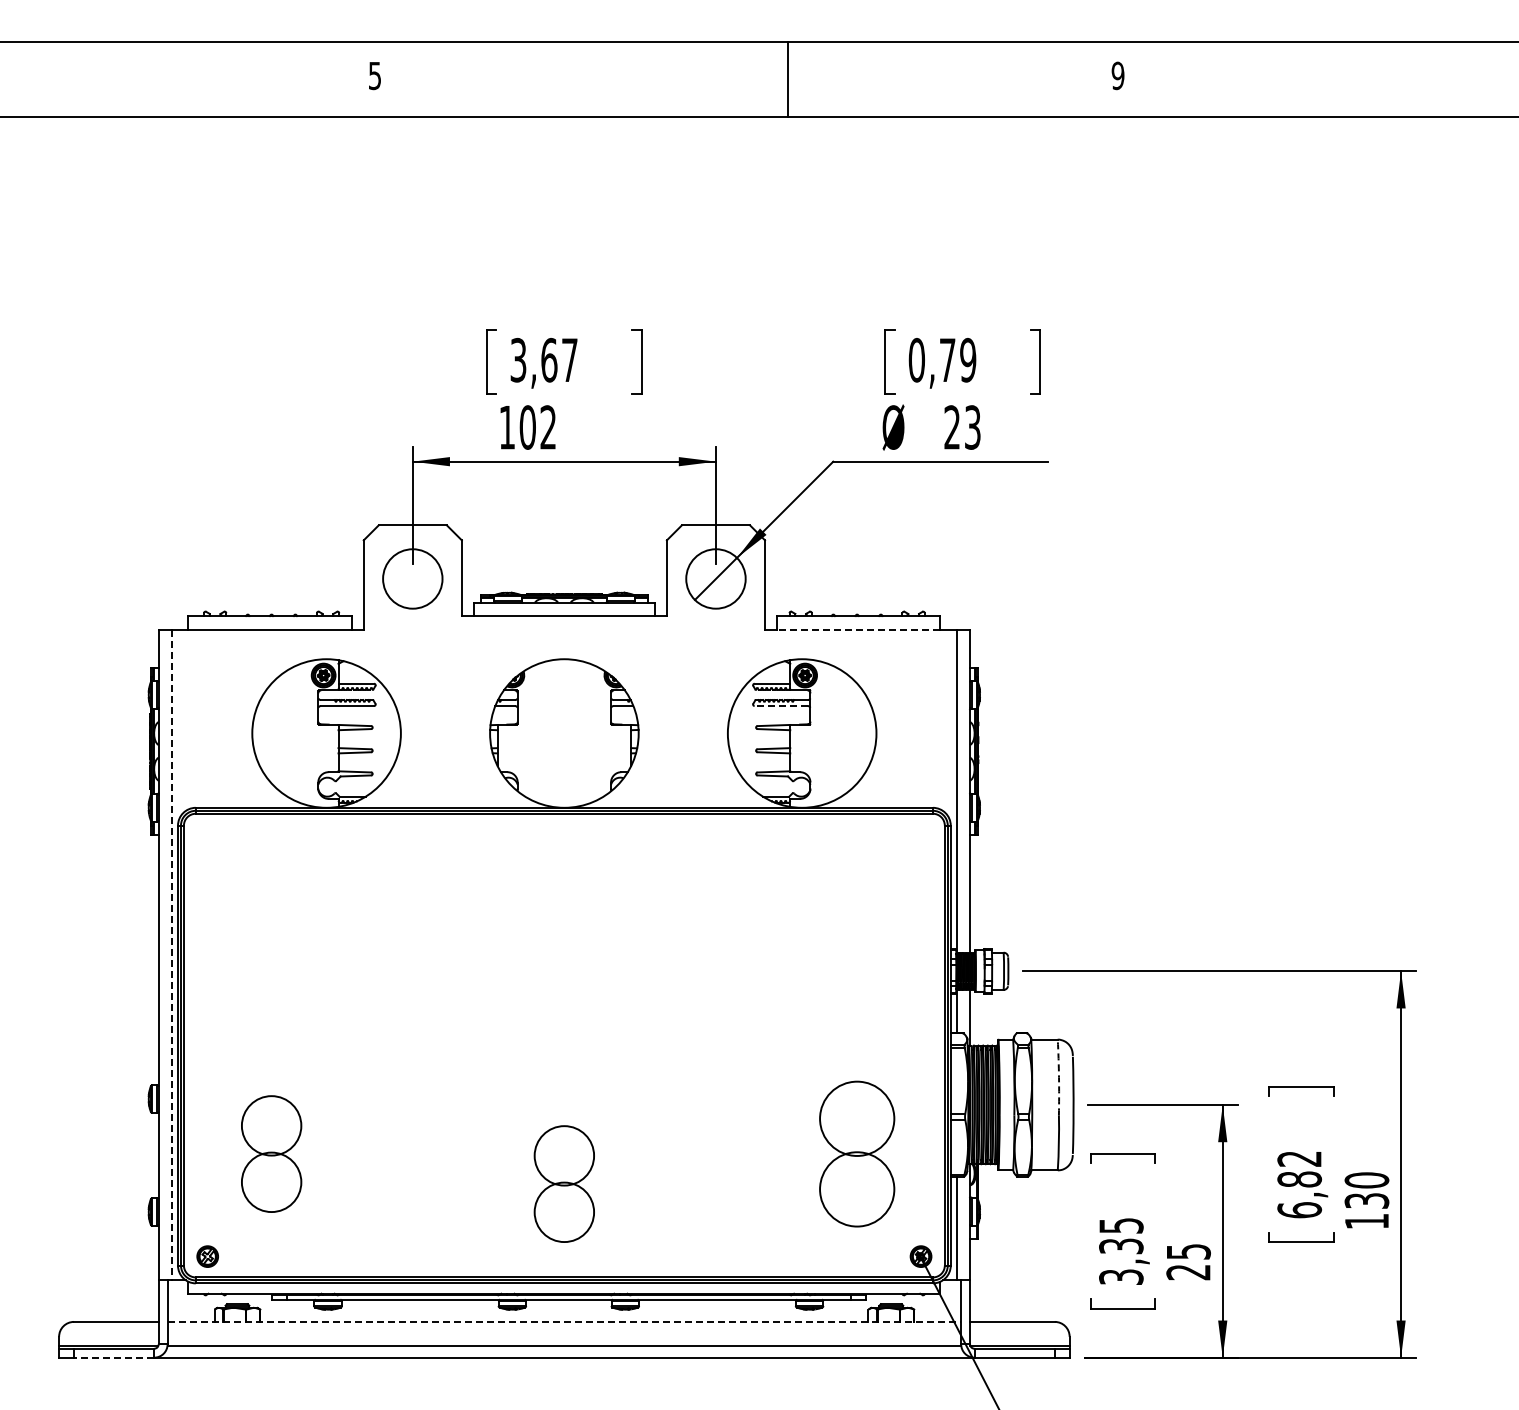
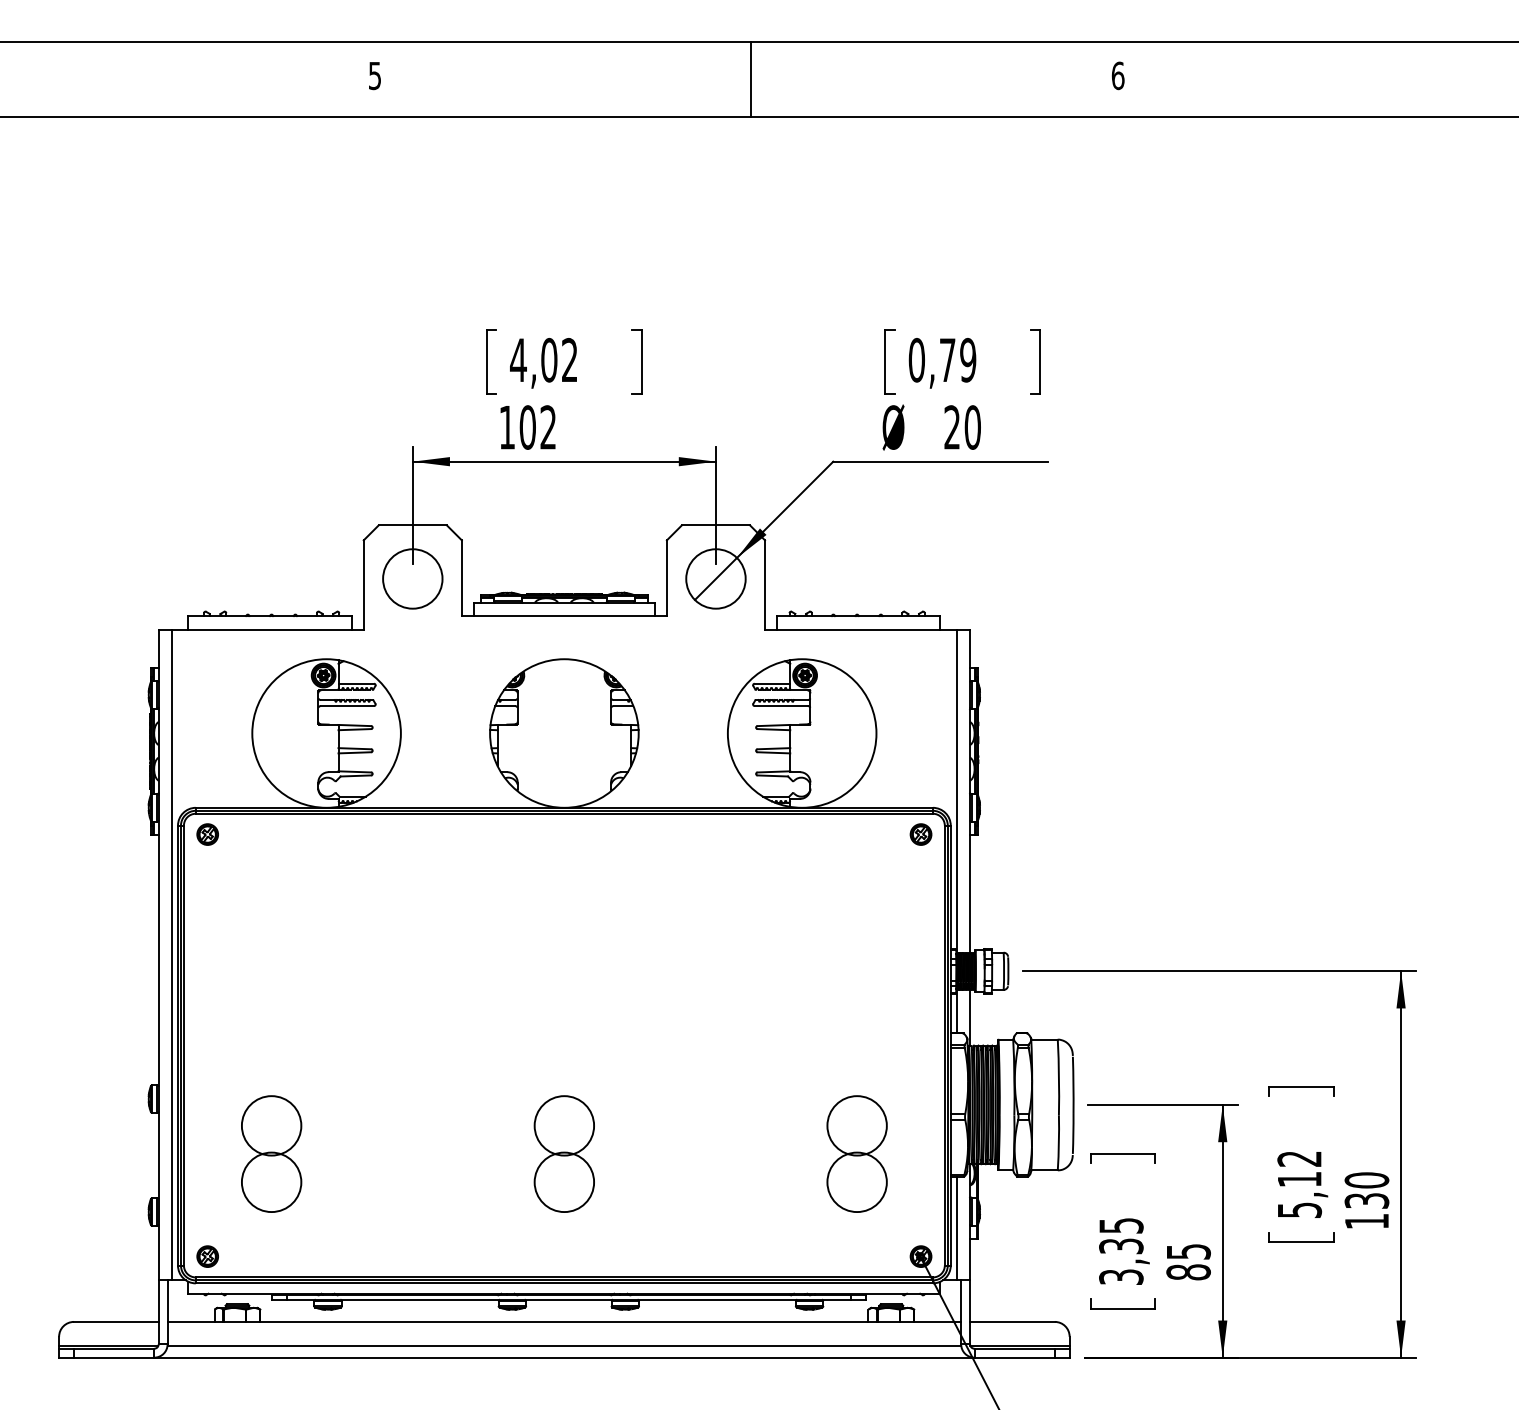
text: 9 -> 6 (1117, 75)
line position: (787, 79) -> (750, 79) (750, 79)
text: 3,67 -> 4,02 (543, 359)
text: 23 -> 20 (972, 427)
line: dashed -> solid (858, 629)
line: dashed -> solid (781, 706)
part: none -> present (207, 834)
part: none -> present (920, 834)
line: dashed -> solid (172, 955)
arc: dashed -> solid (1059, 1077)
part size: 77x148 px -> 62x118 px (856, 1153)
part position: (563, 1183) -> (563, 1153) (563, 1153)
text: 6,82 -> 5,12 (1299, 1194)
text: 25 -> 85 (1188, 1272)
line: dashed -> solid (564, 1321)
line: dashed -> solid (113, 1357)
